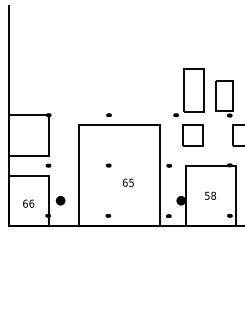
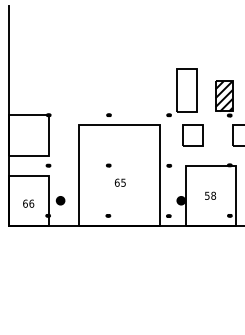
part position: (188, 92) -> (181, 92) (181, 92)
hatch: none -> present (223, 96)
text position: (127, 182) -> (119, 182) (119, 182)
